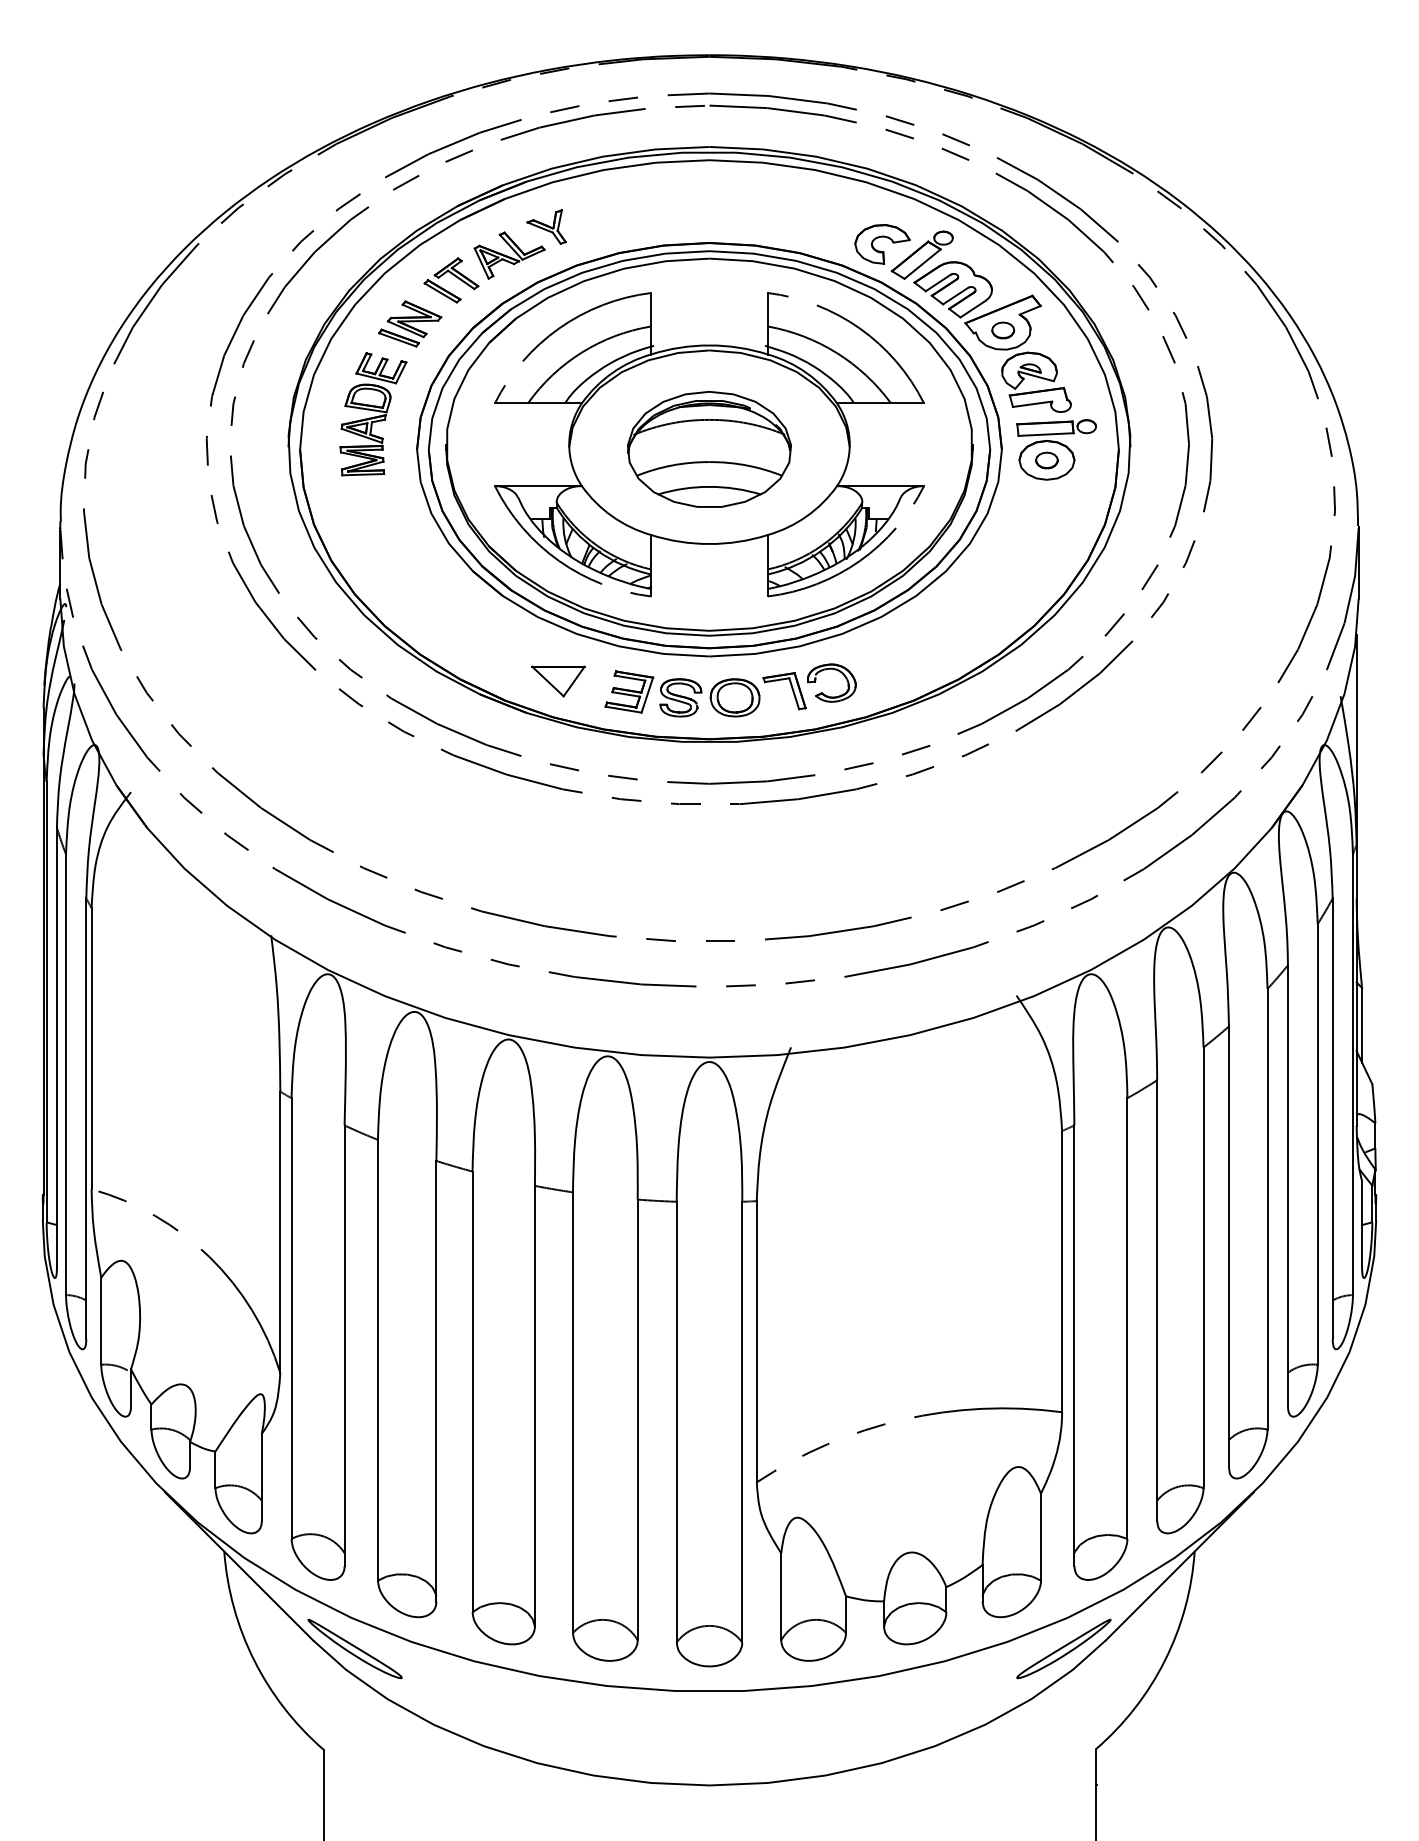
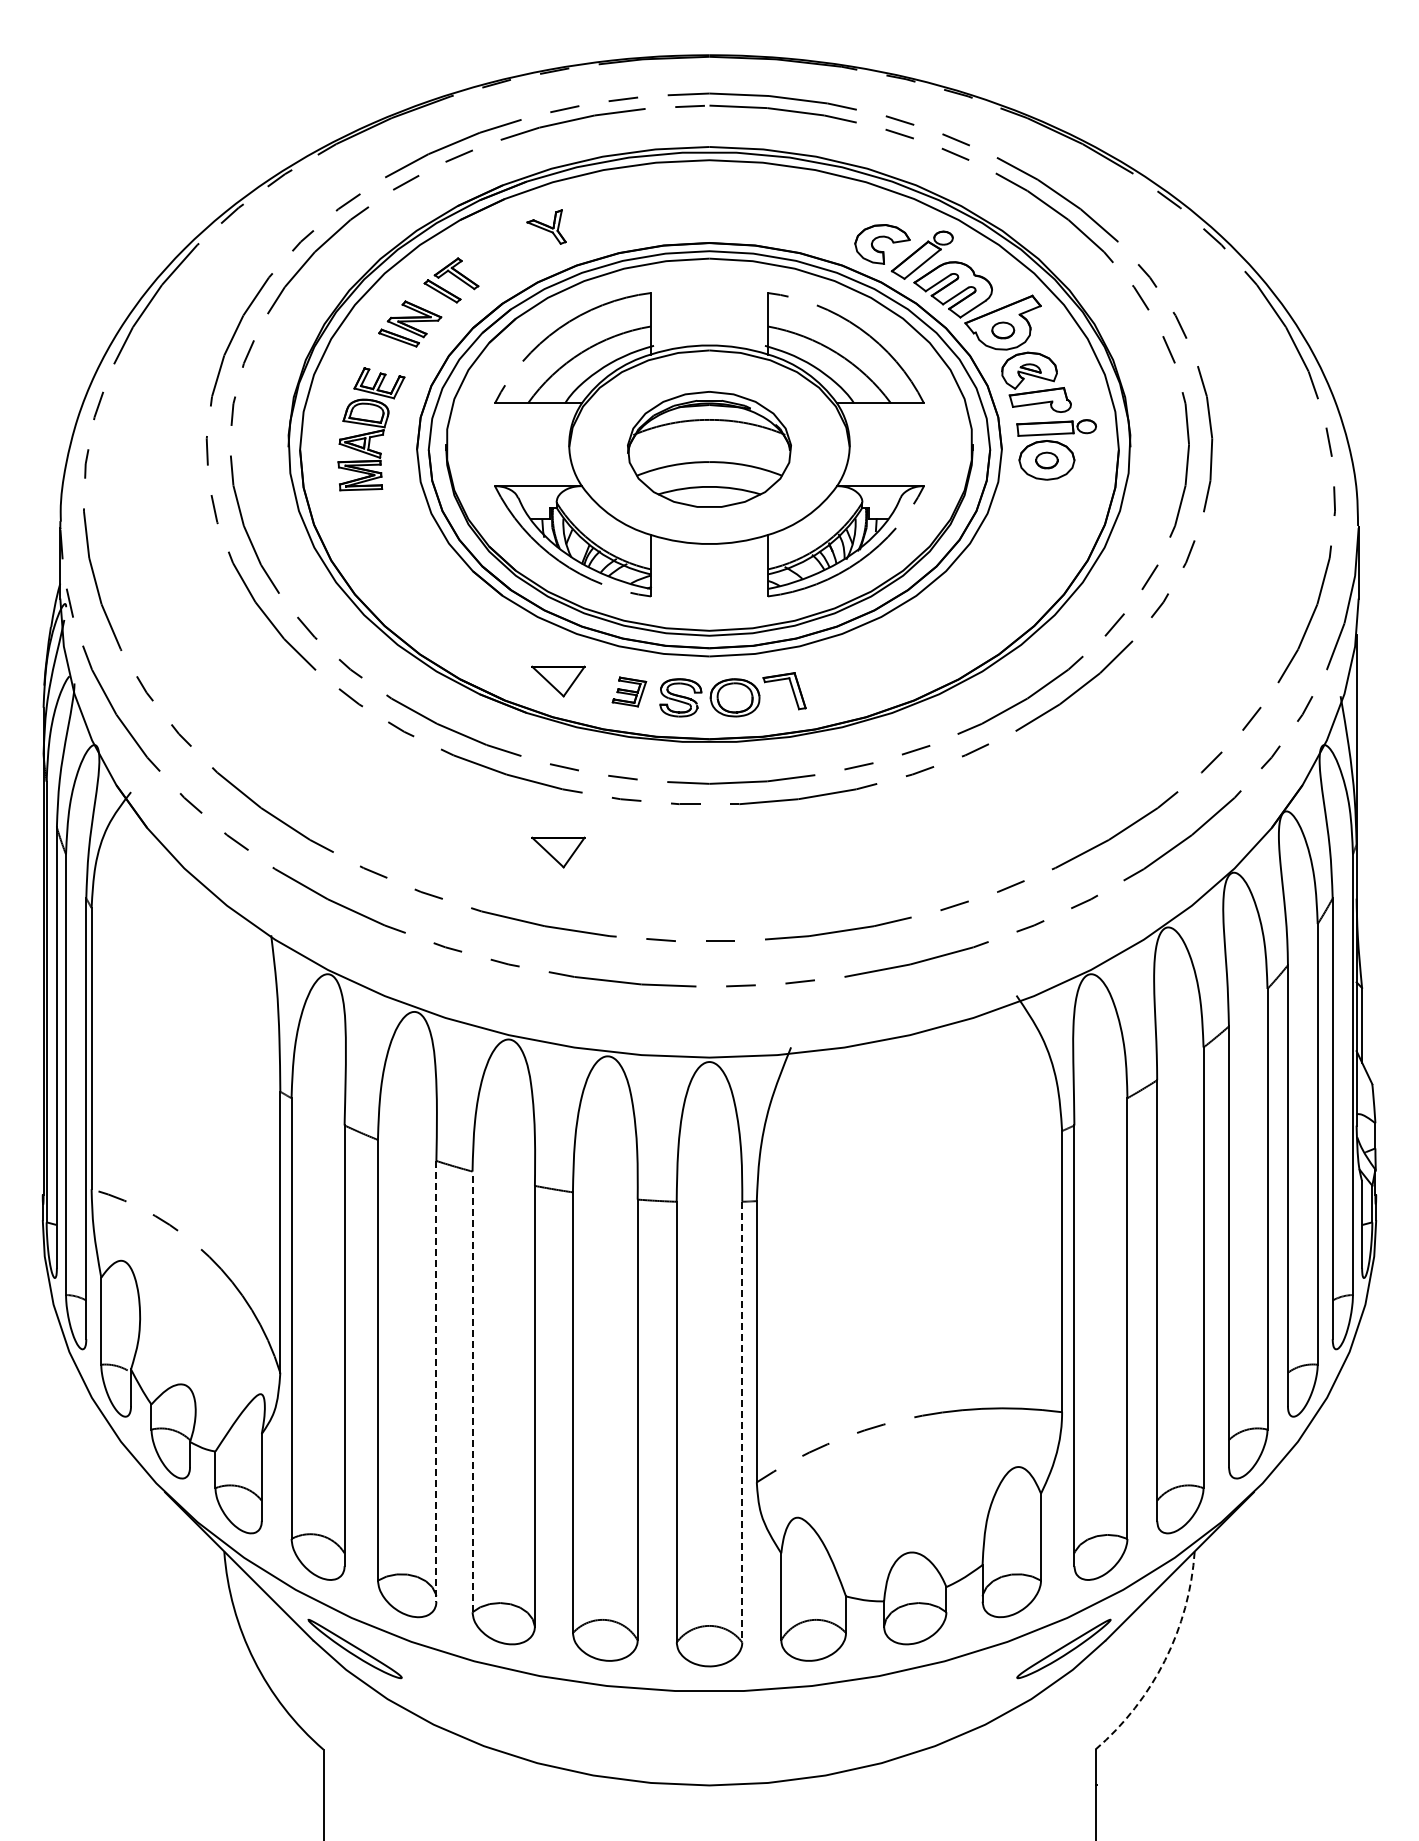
part: present -> none (509, 255)
part position: (373, 414) -> (371, 429) (371, 429)
part: present -> none (834, 670)
part size: 51x44 px -> 37x32 px (629, 691)
part: none -> present (558, 852)
line: solid -> dashed (436, 1381)
line: solid -> dashed (472, 1391)
line: solid -> dashed (742, 1422)
arc: solid -> dashed (1165, 1660)
